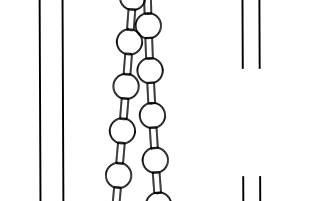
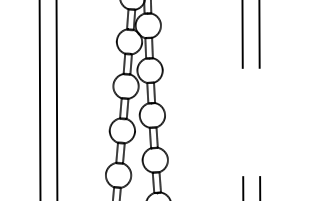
line position: (62, 99) -> (56, 99) (56, 99)
